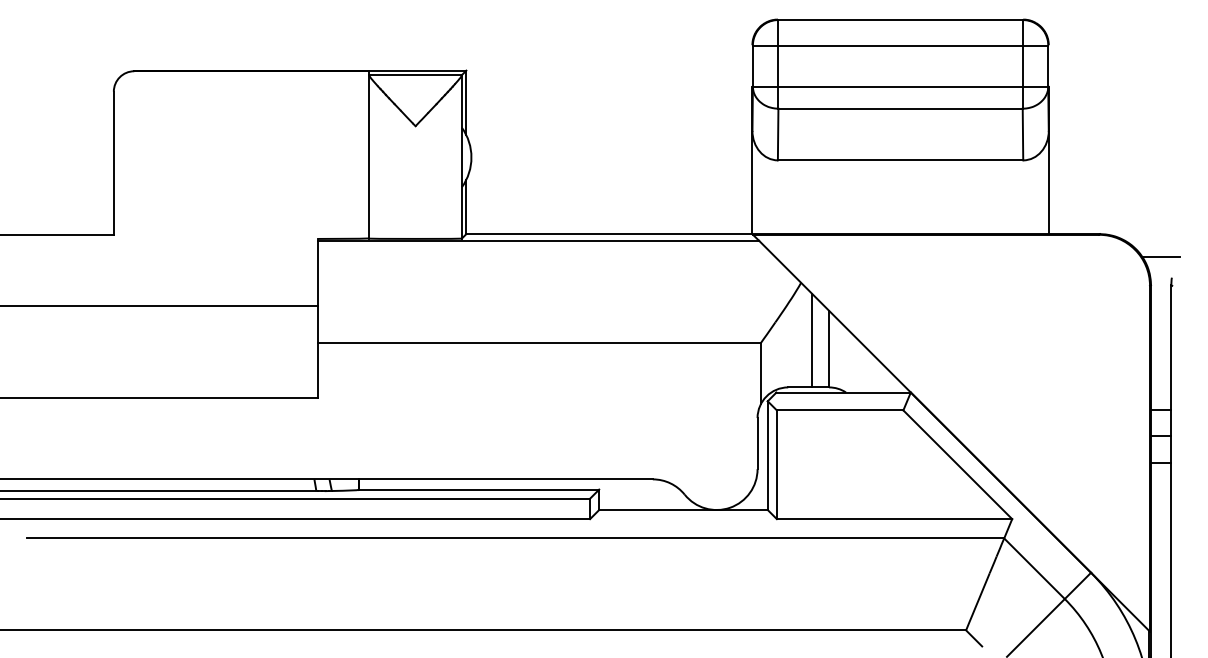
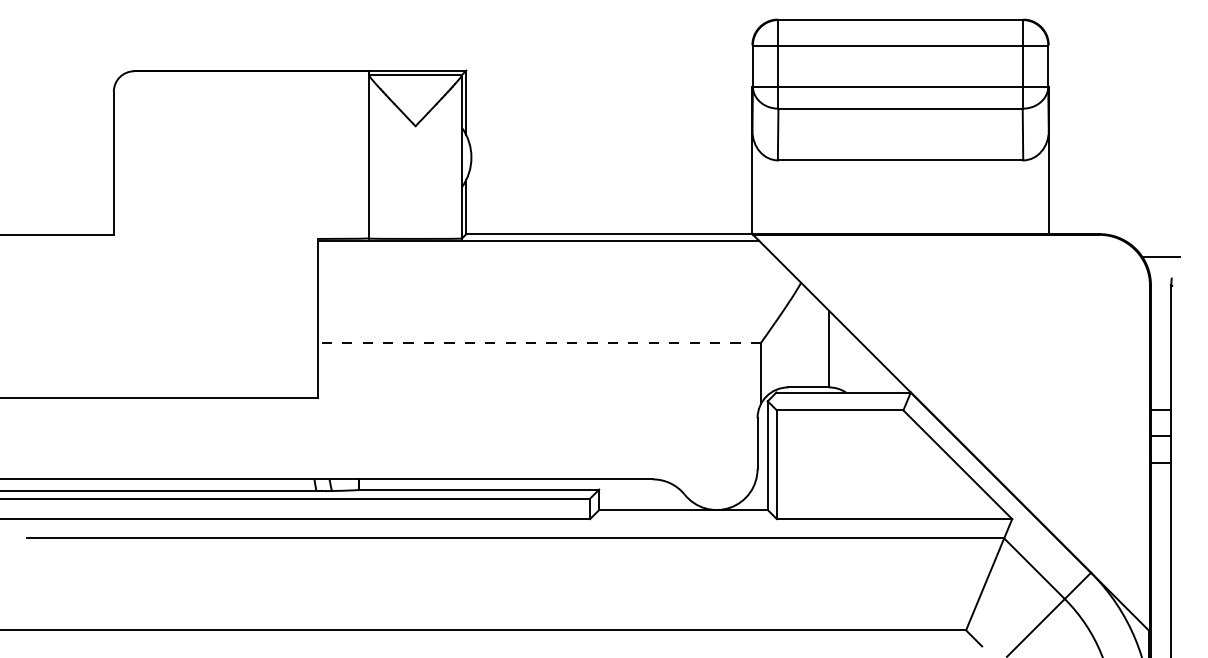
line: present -> none (160, 305)
line: present -> none (812, 340)
line: solid -> dashed (539, 342)
